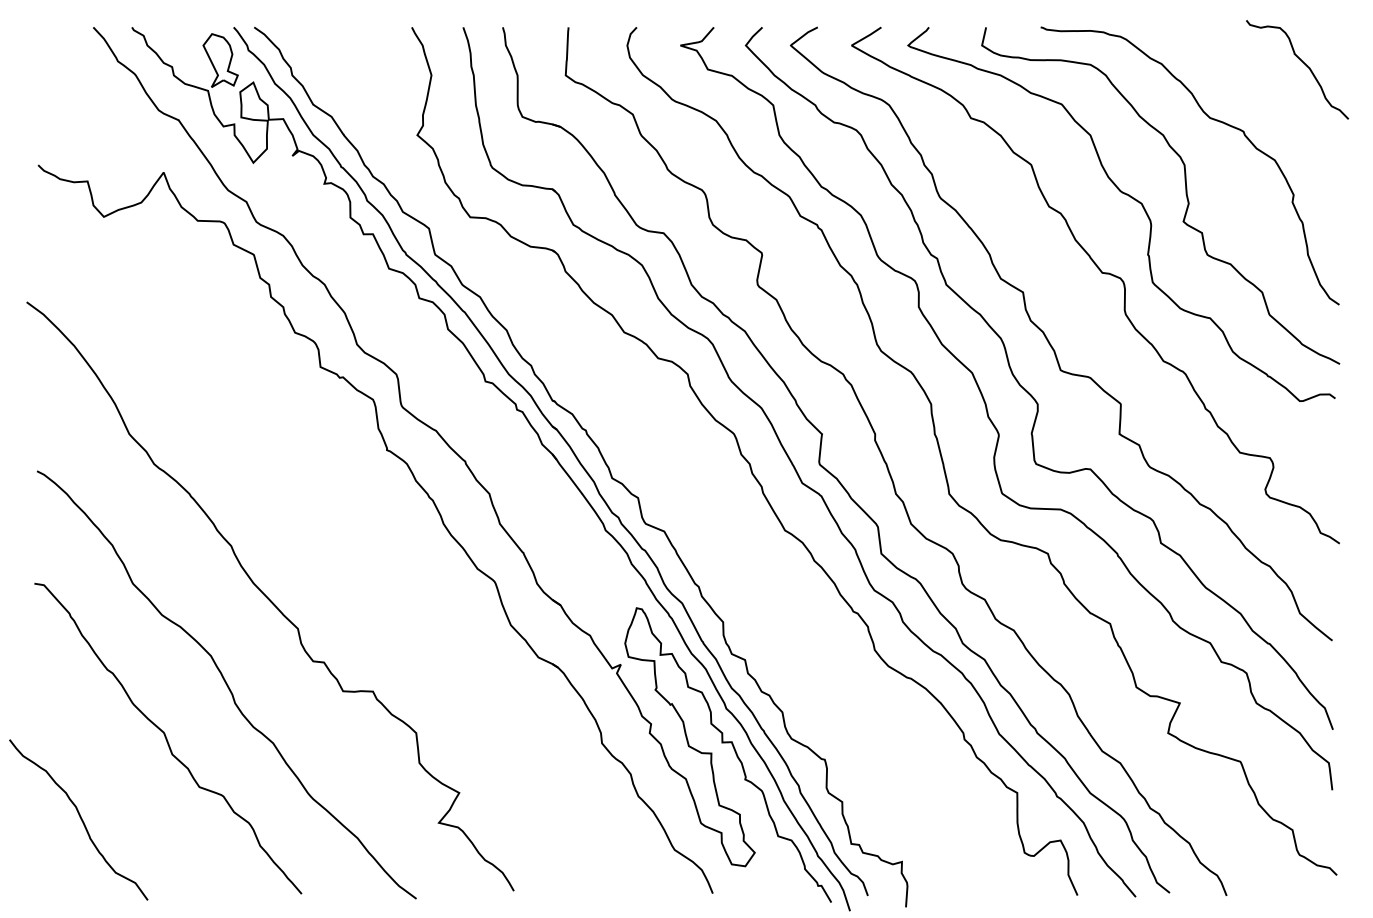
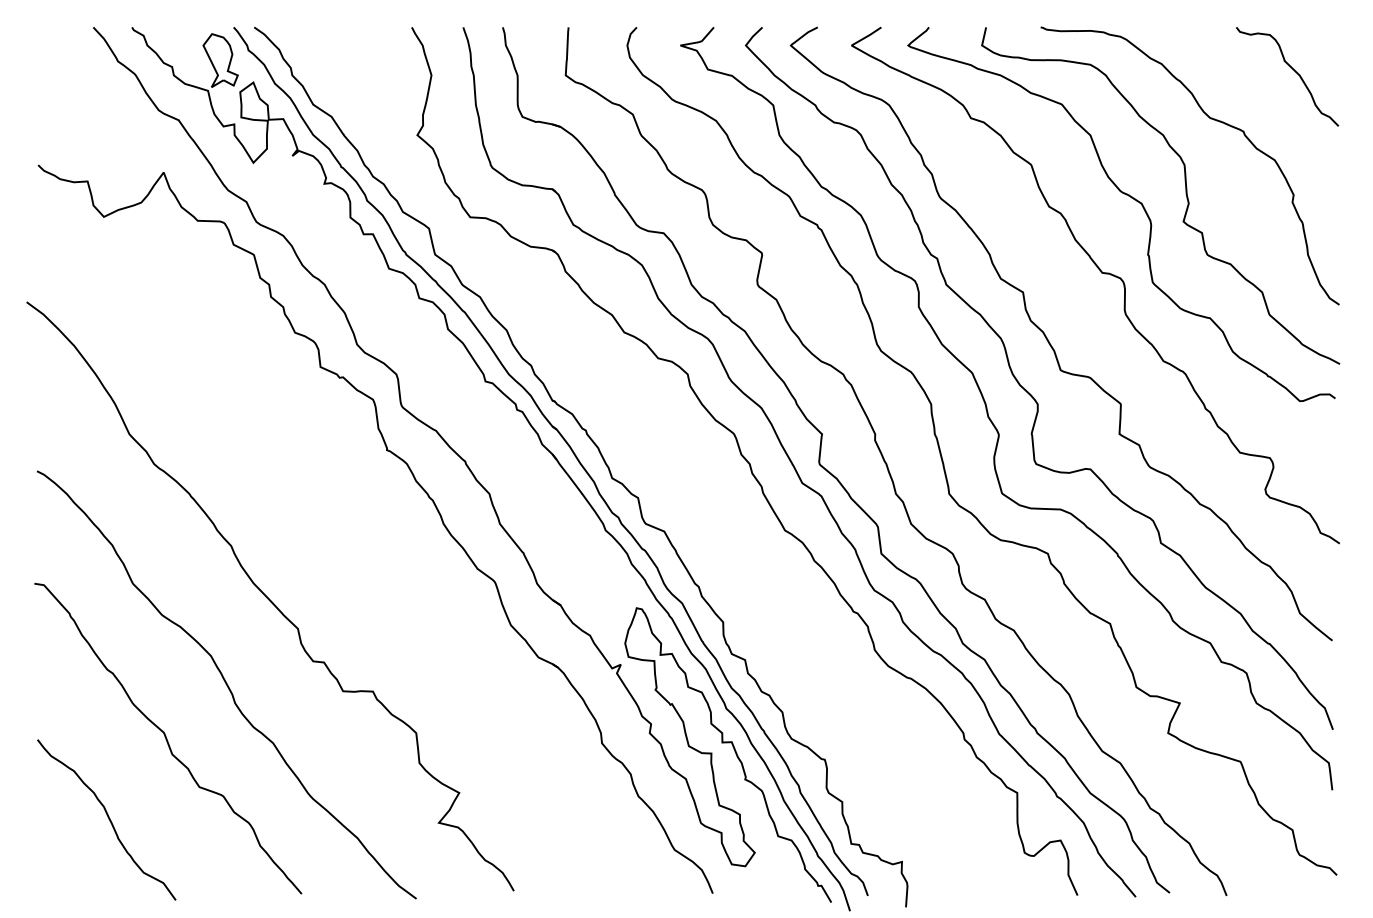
curve position: (1303, 63) -> (1293, 70) (1293, 70)
curve position: (80, 819) -> (108, 819) (108, 819)
